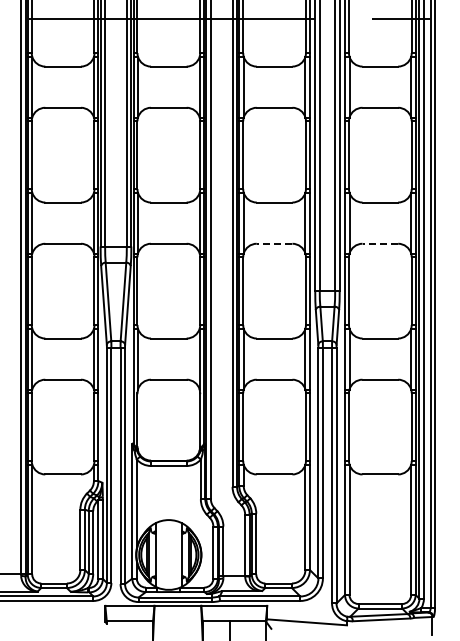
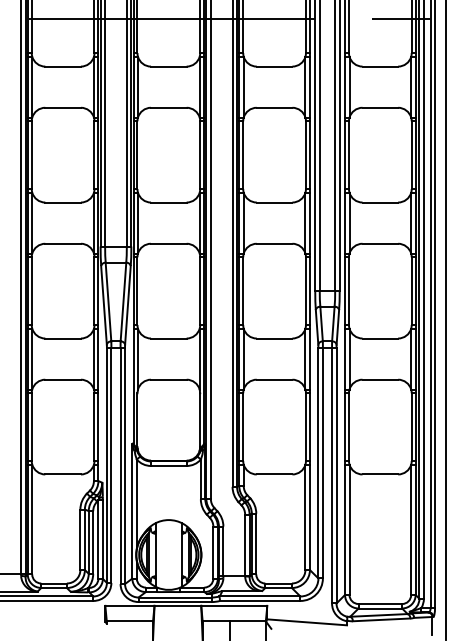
line: dashed -> solid (274, 243)
line: dashed -> solid (380, 243)
line: none -> present (446, 319)
